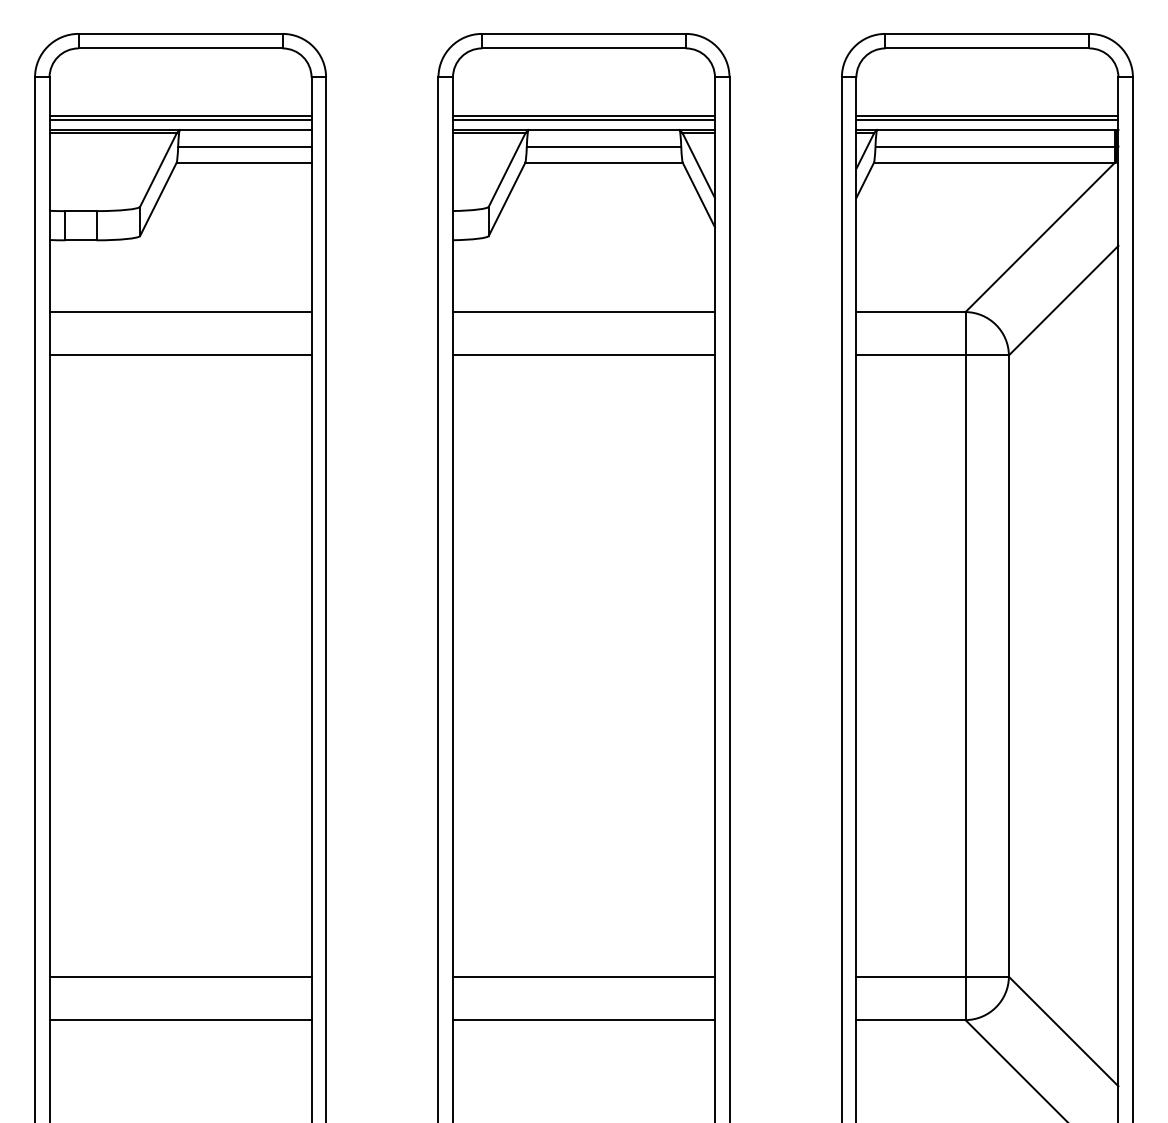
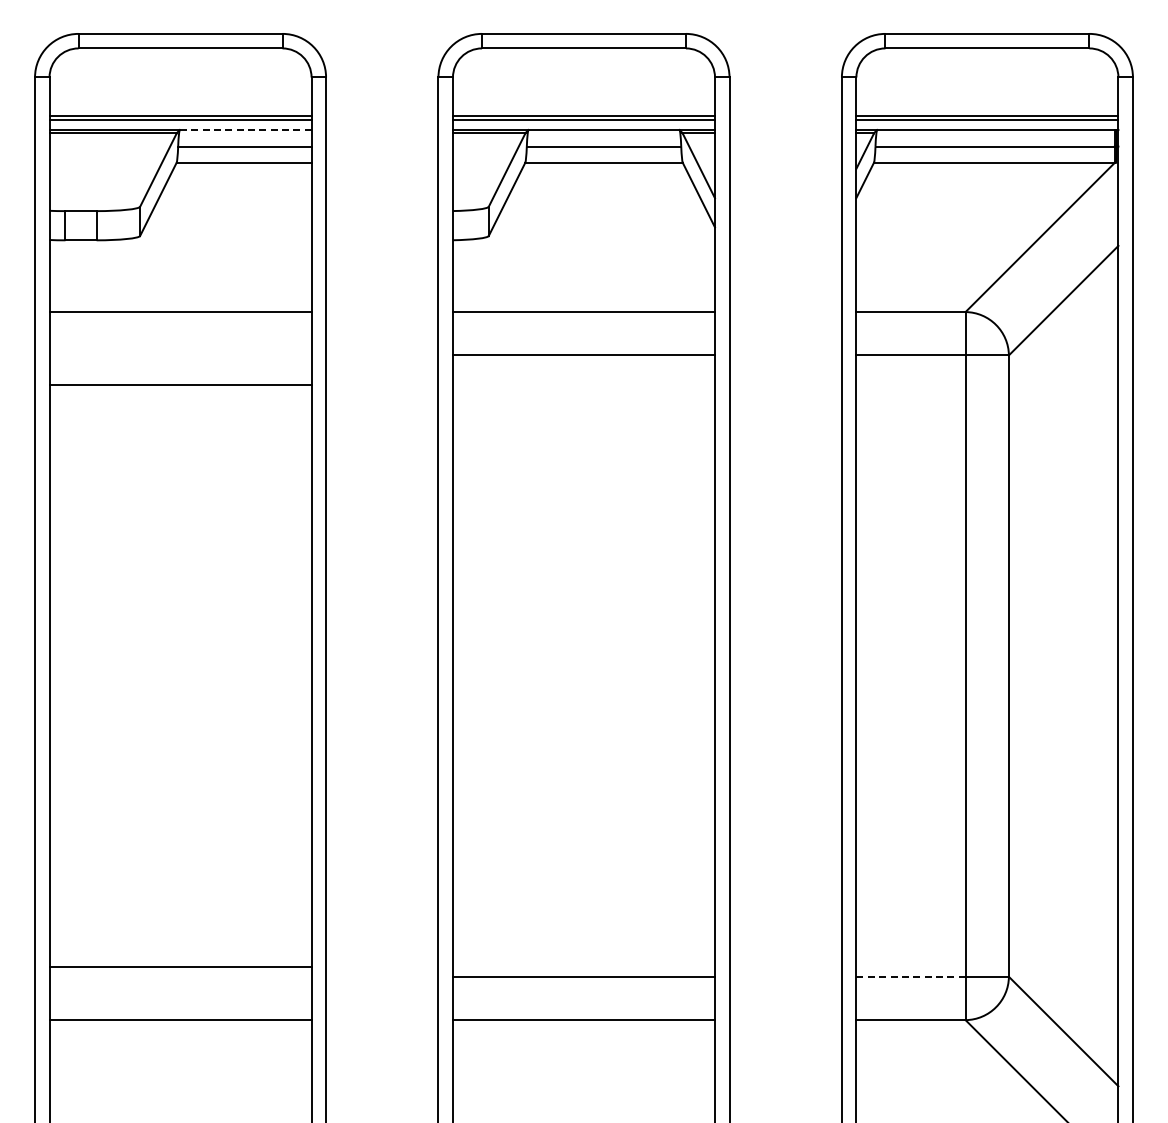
line: solid -> dashed (245, 130)
line position: (180, 355) -> (180, 385) (180, 385)
line position: (180, 976) -> (180, 966) (180, 966)
line: solid -> dashed (911, 976)
